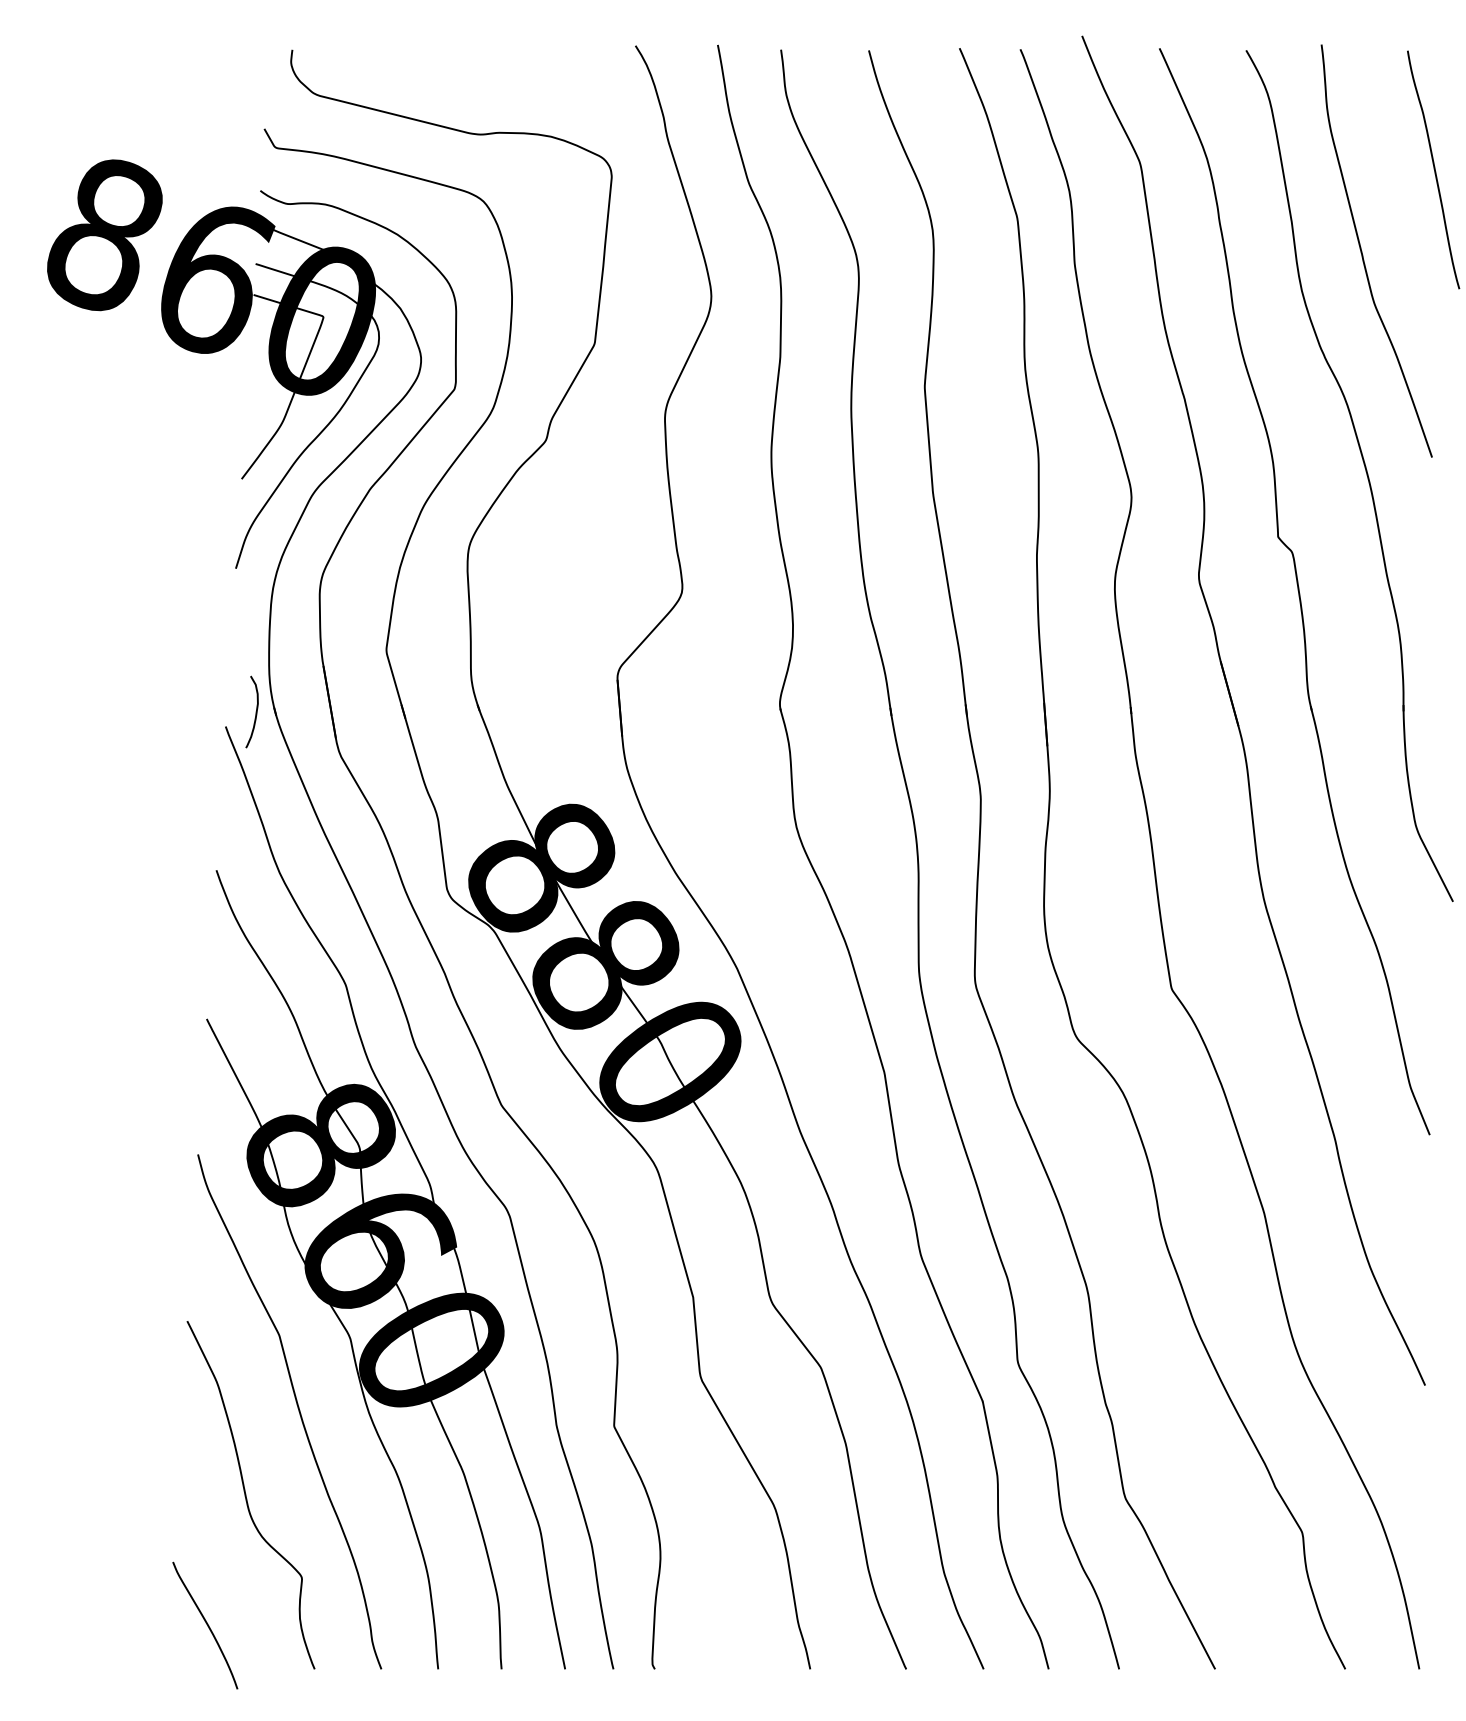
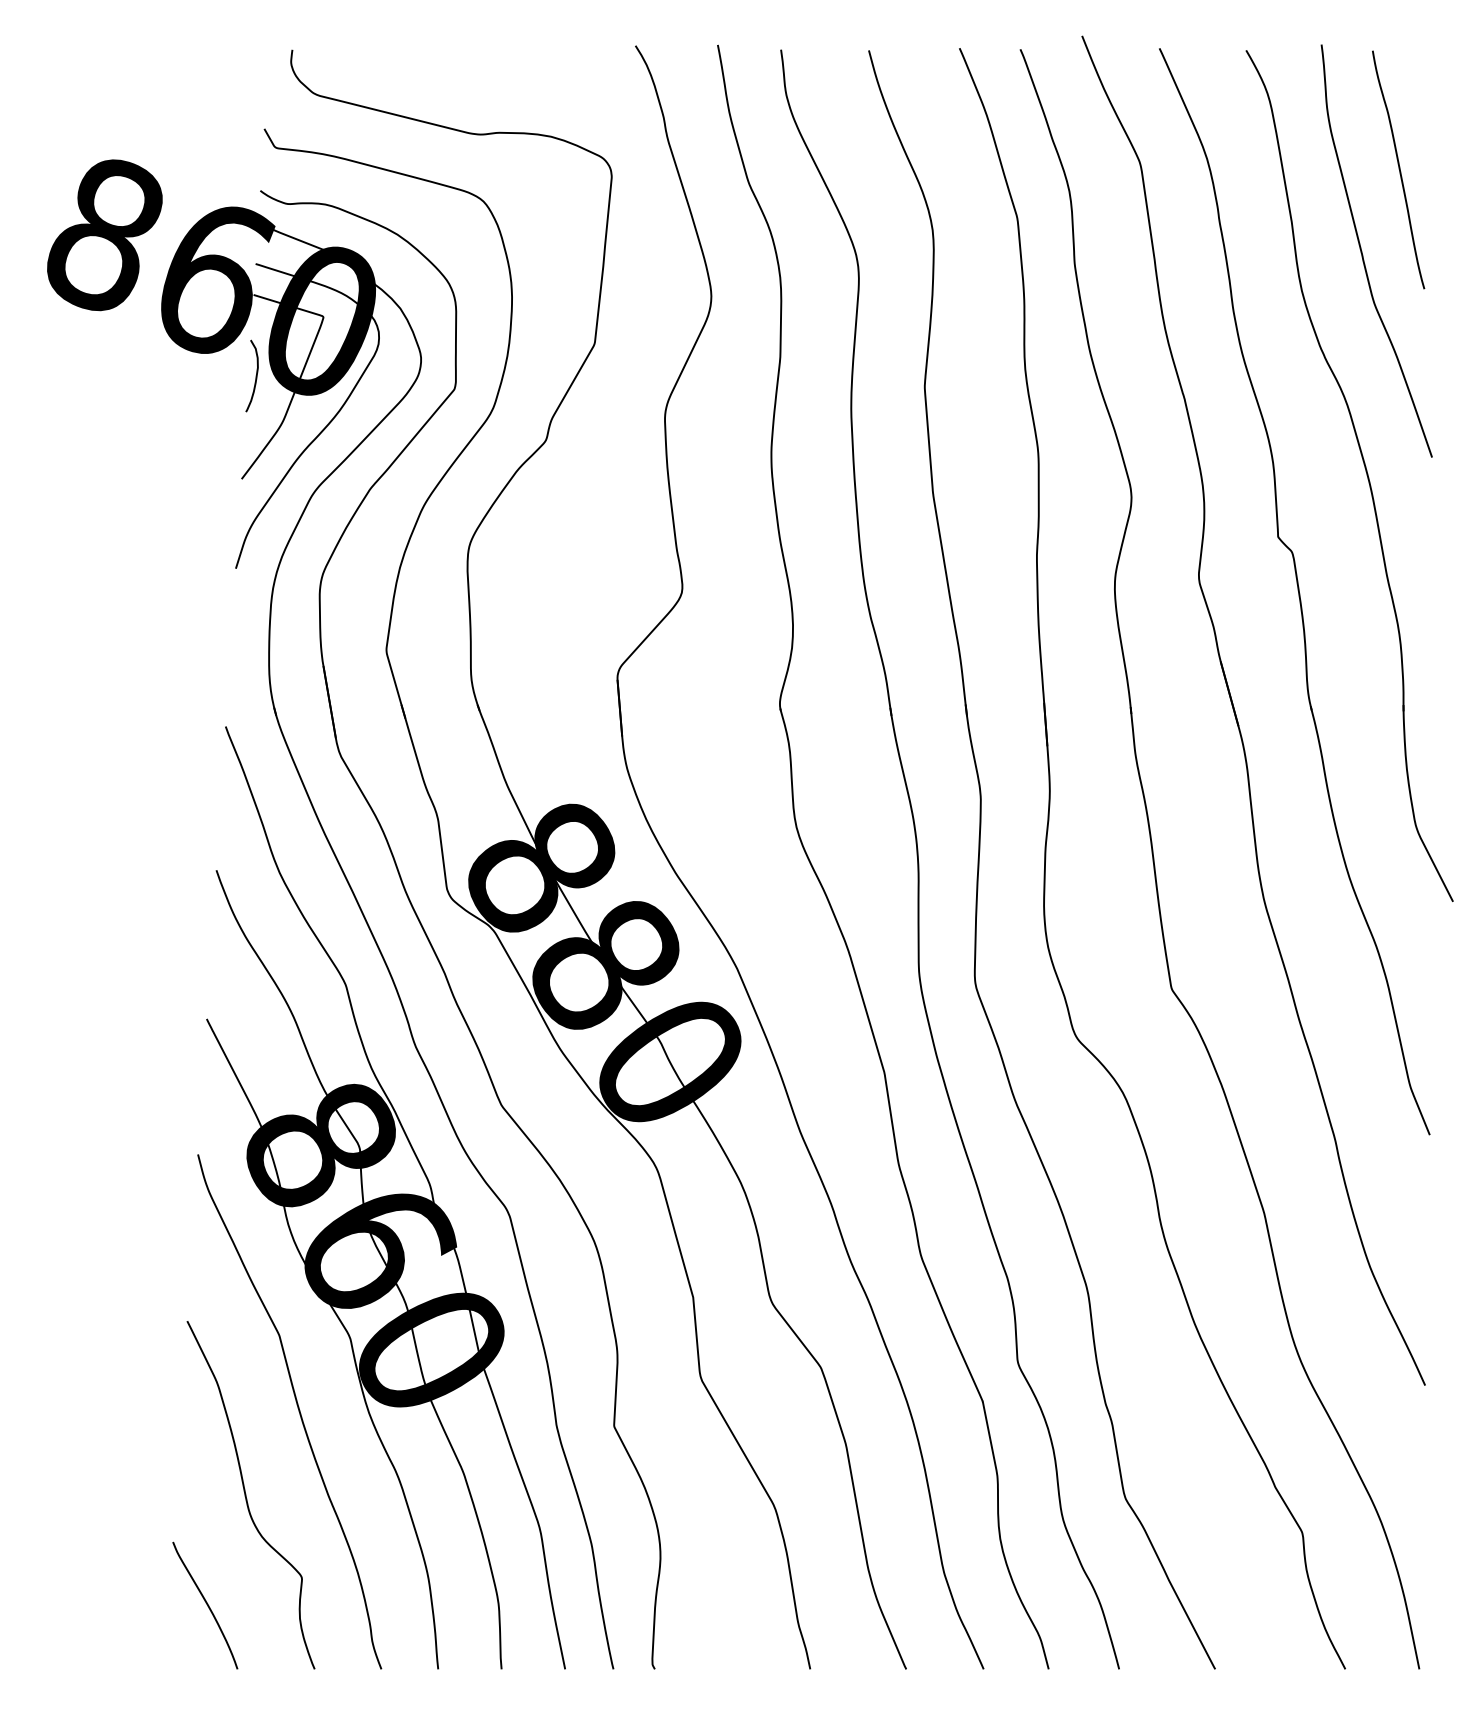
curve position: (1433, 169) -> (1398, 169) (1398, 169)
curve position: (255, 711) -> (255, 375) (255, 375)
curve position: (206, 1624) -> (206, 1604) (206, 1604)
